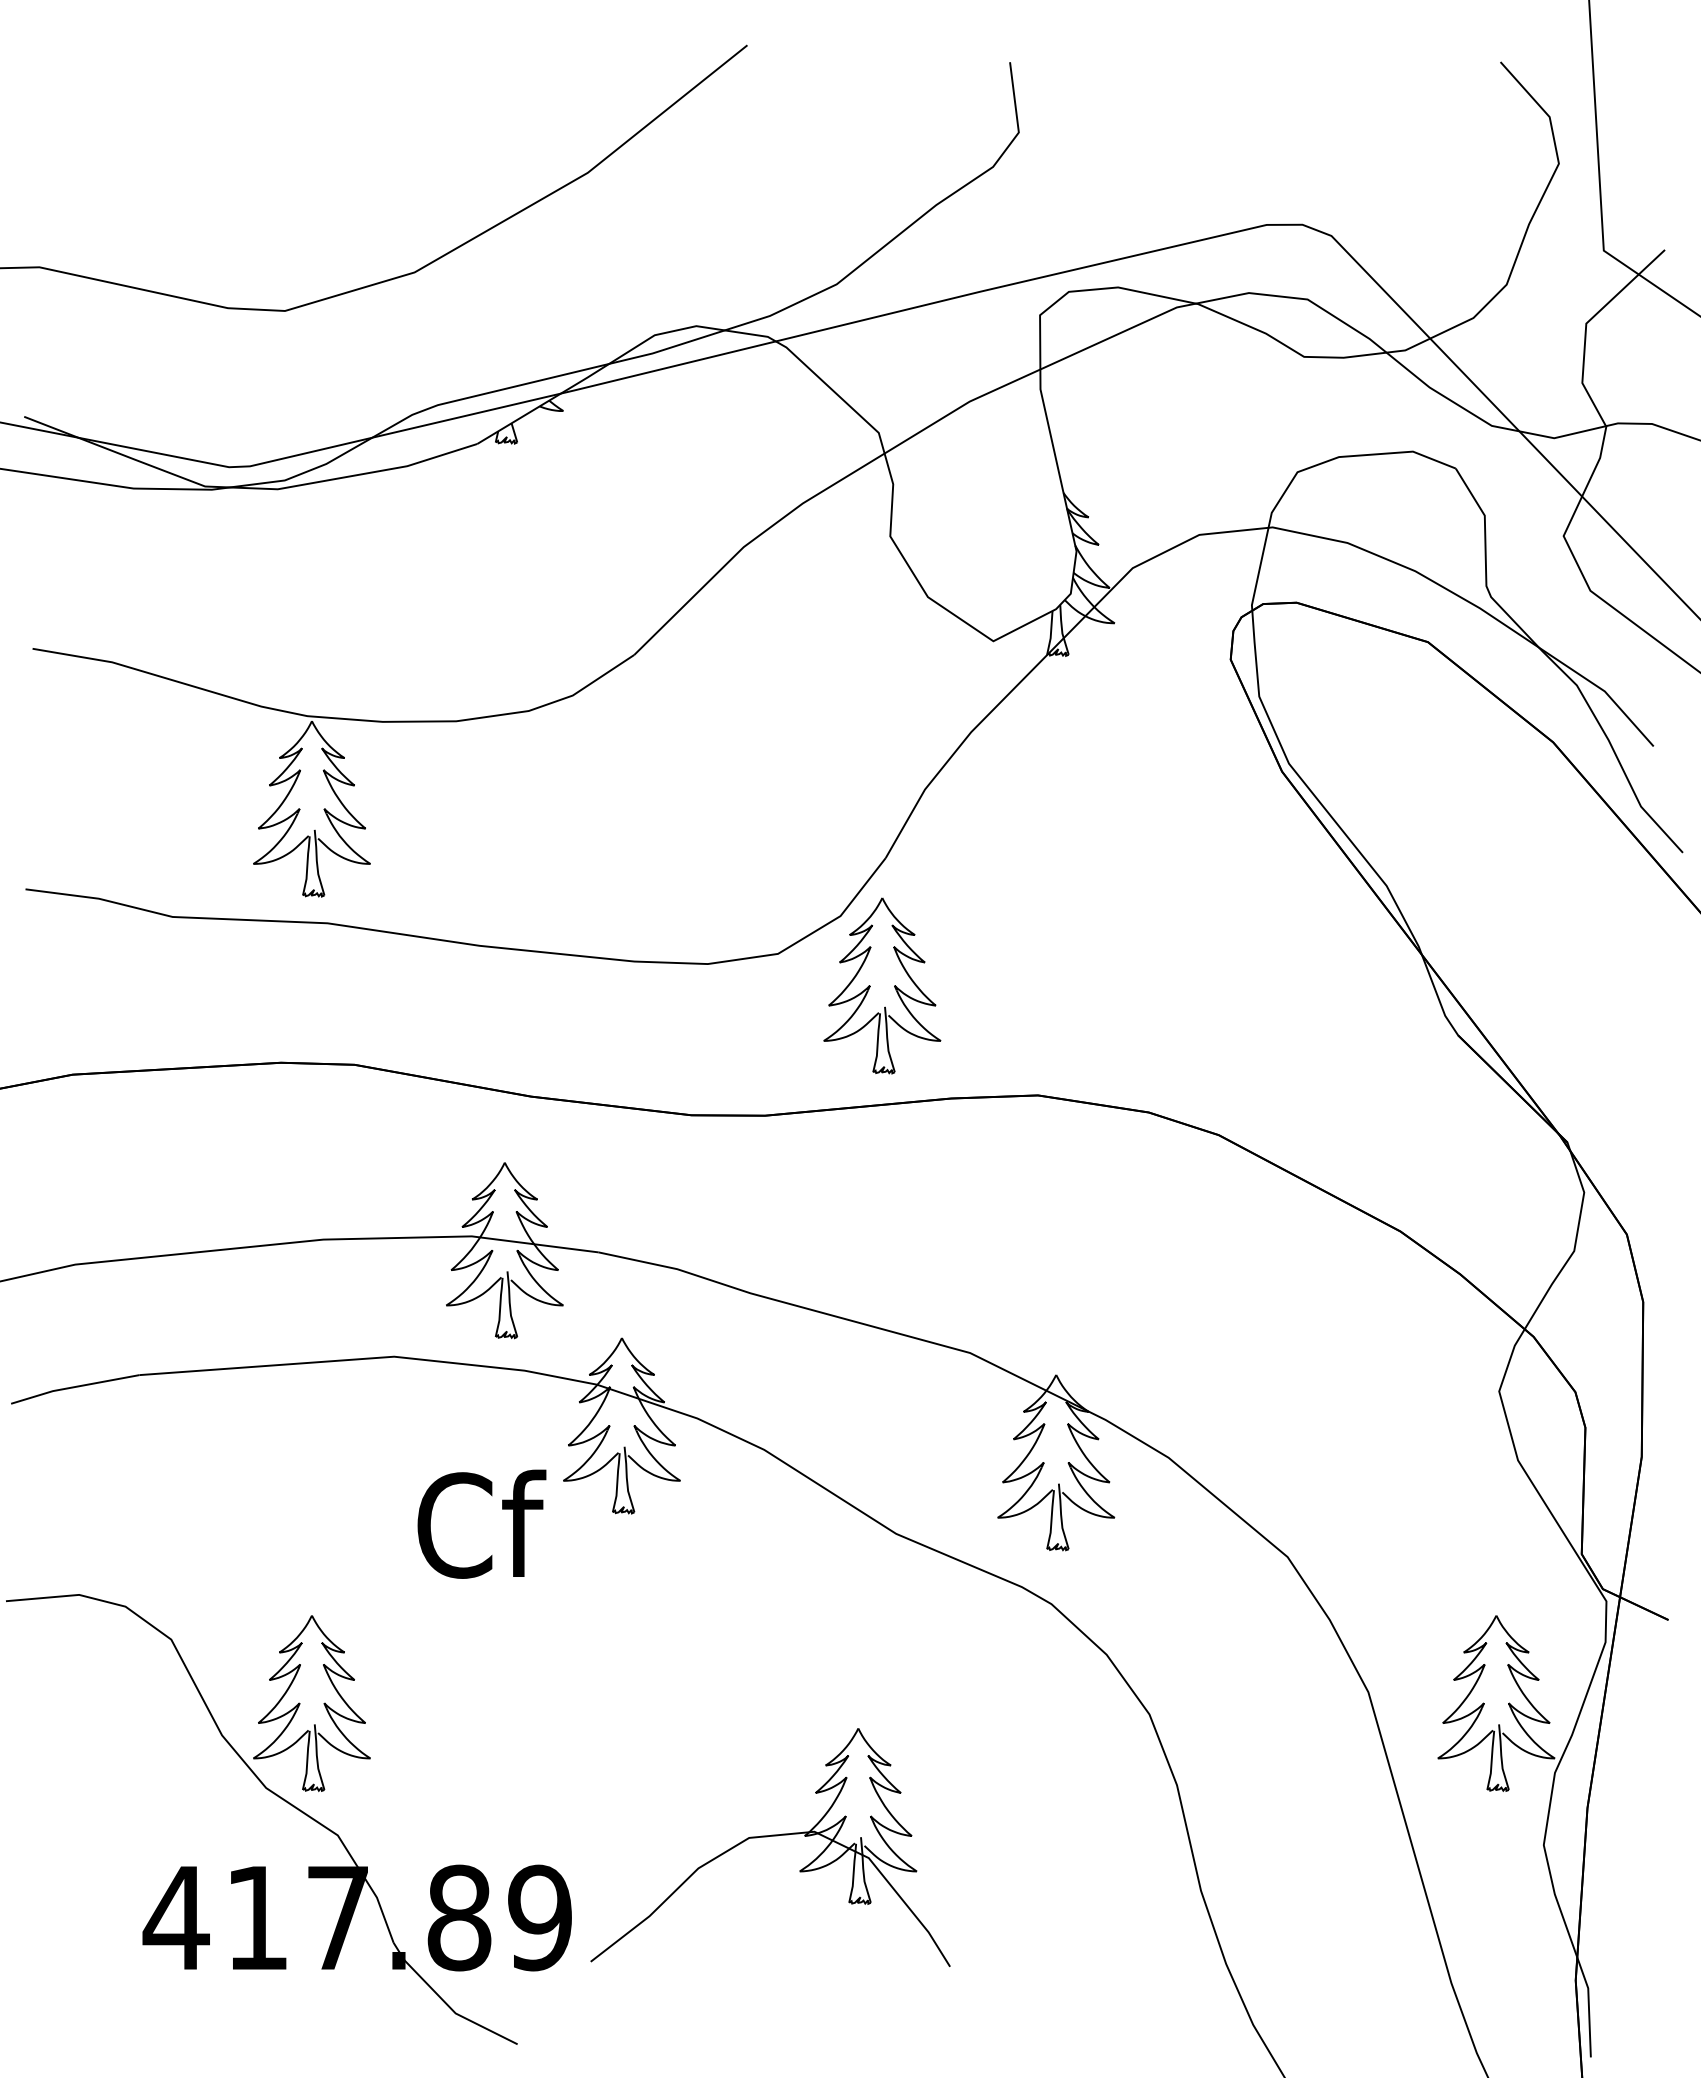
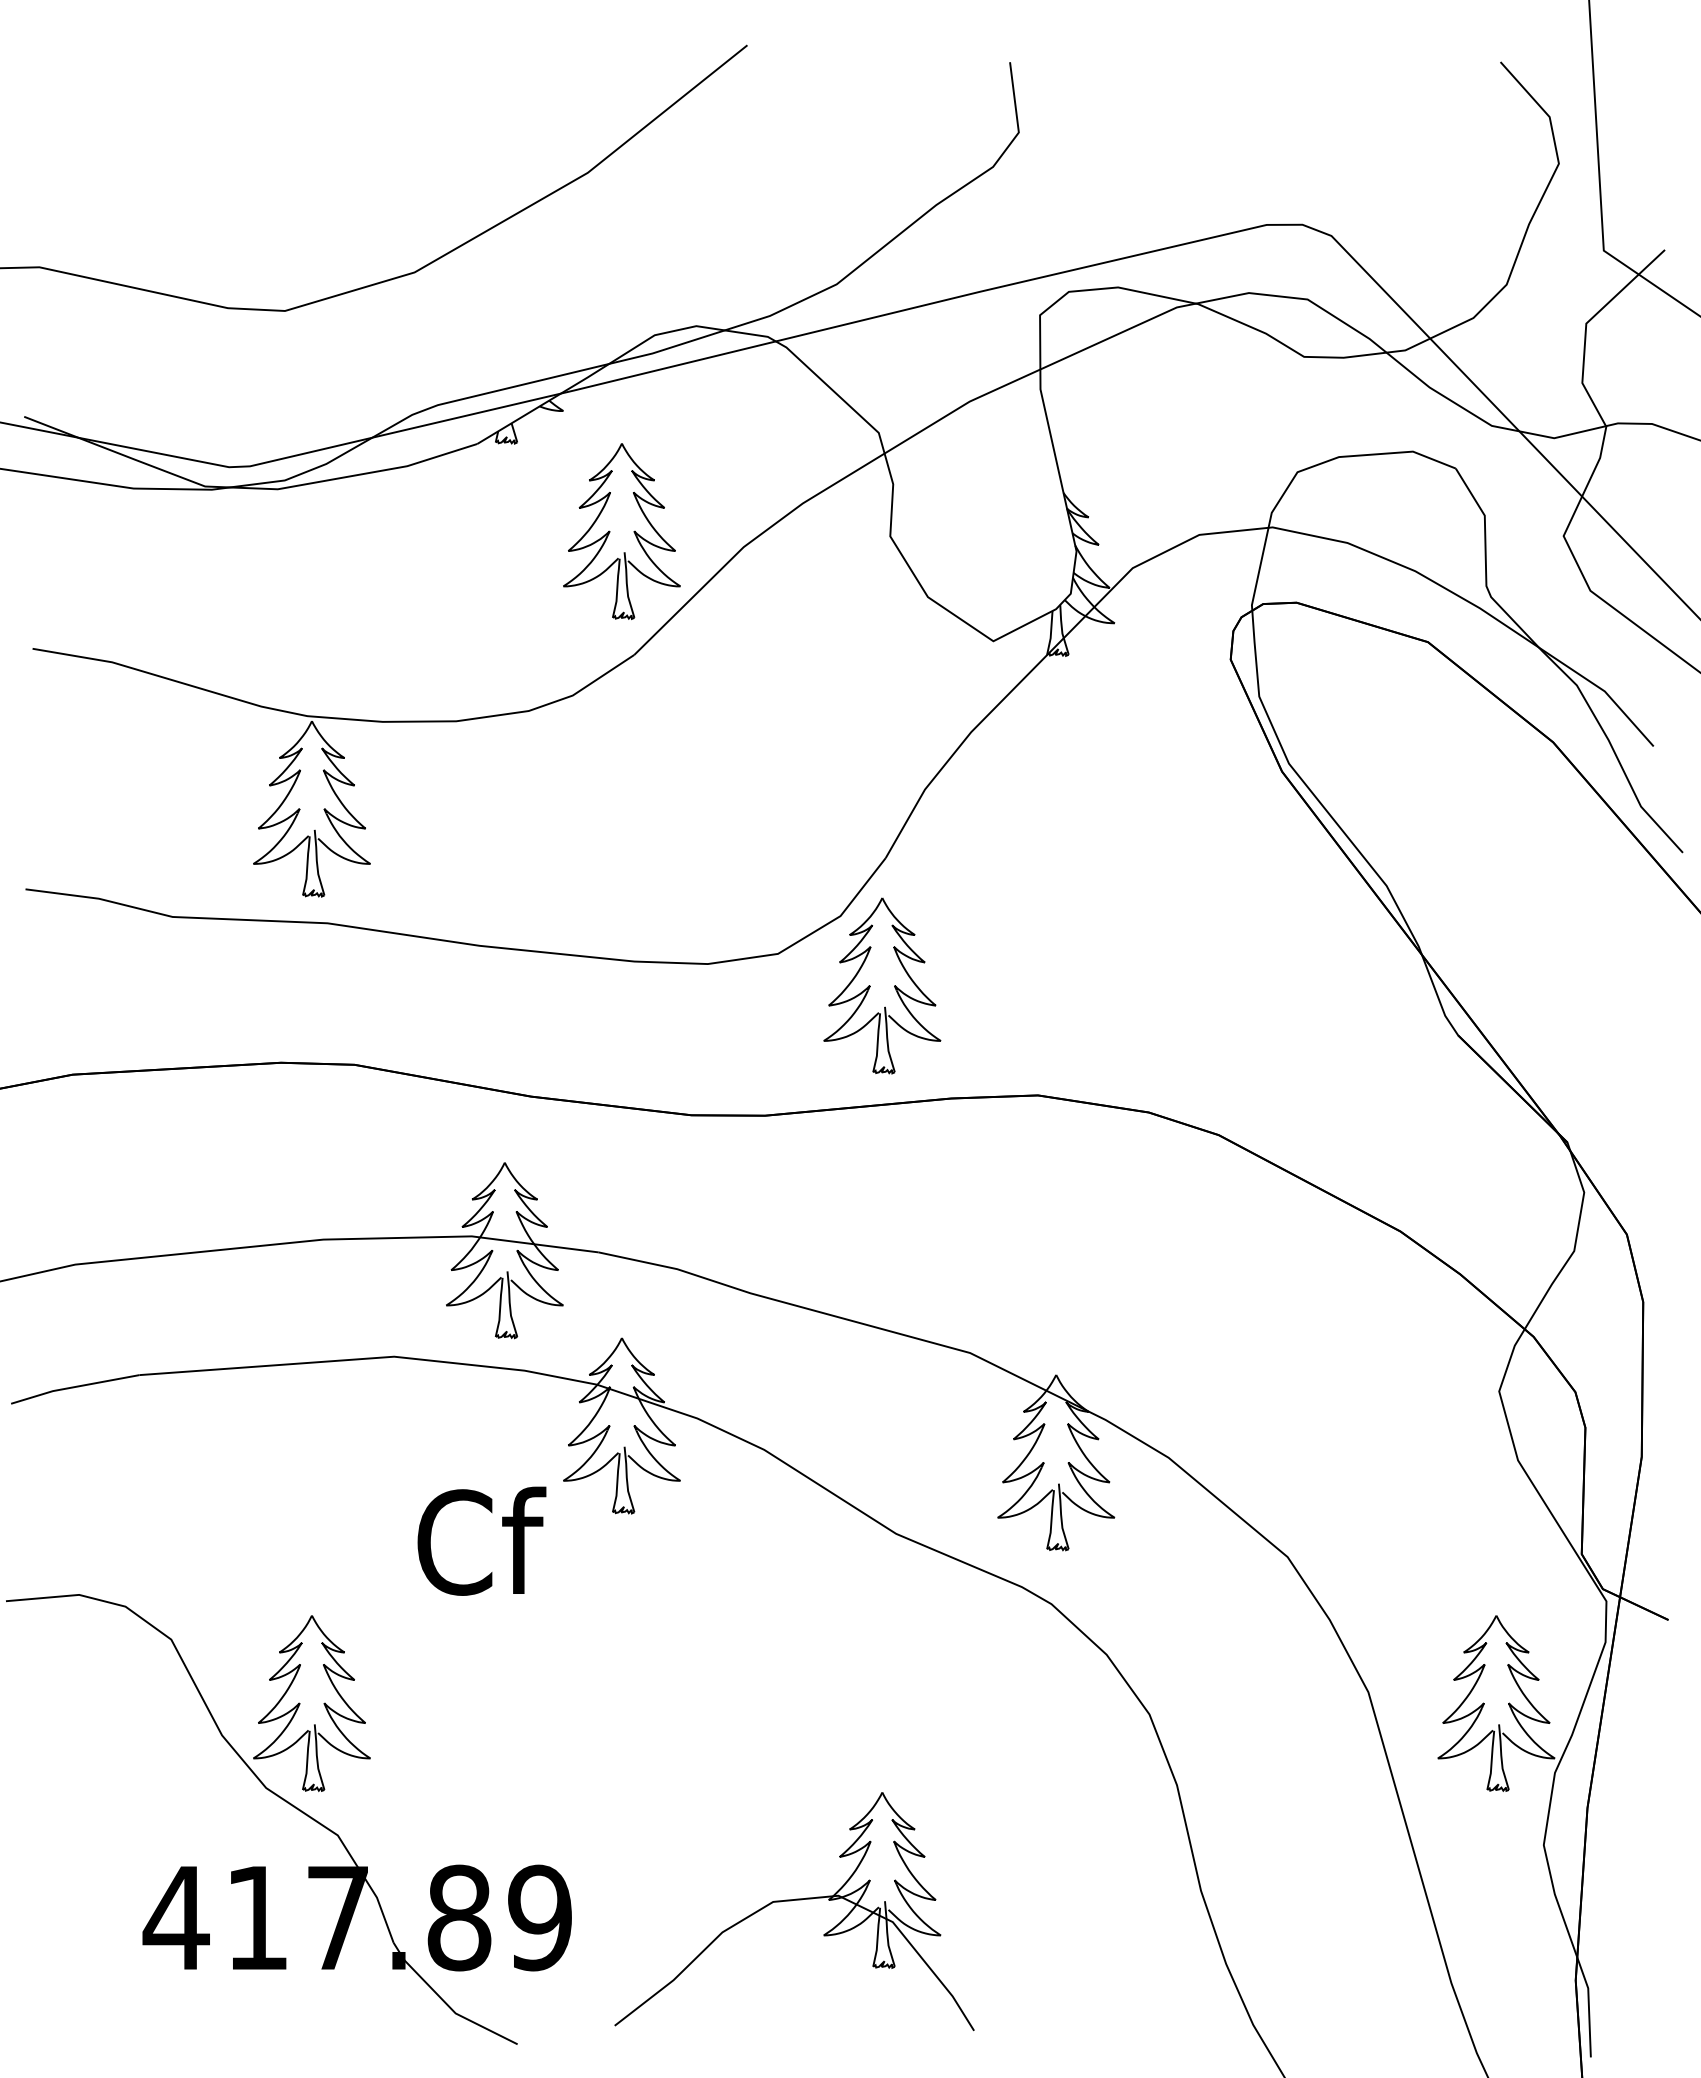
part: none -> present (621, 531)
text position: (481, 1523) -> (481, 1540) (481, 1540)
part position: (767, 1837) -> (791, 1901) (791, 1901)
